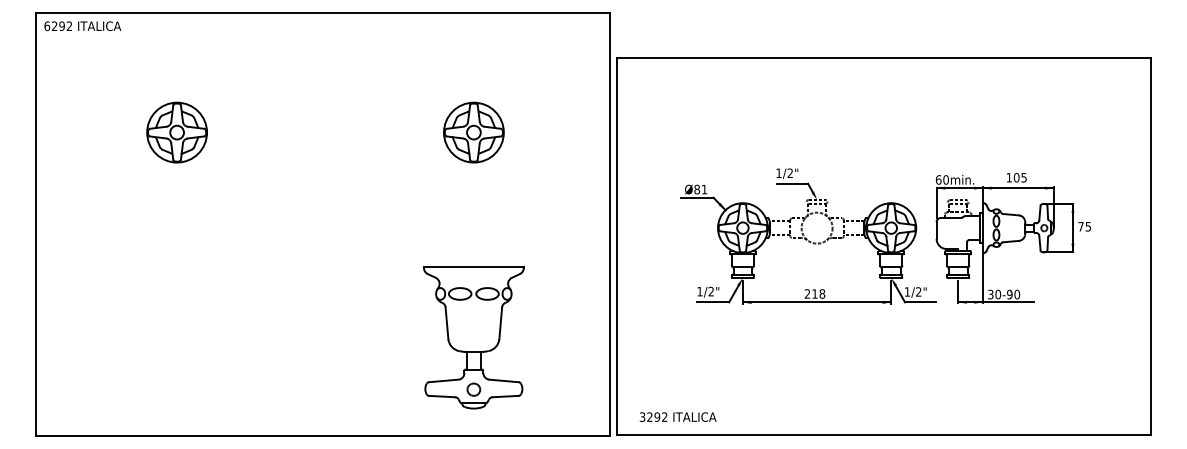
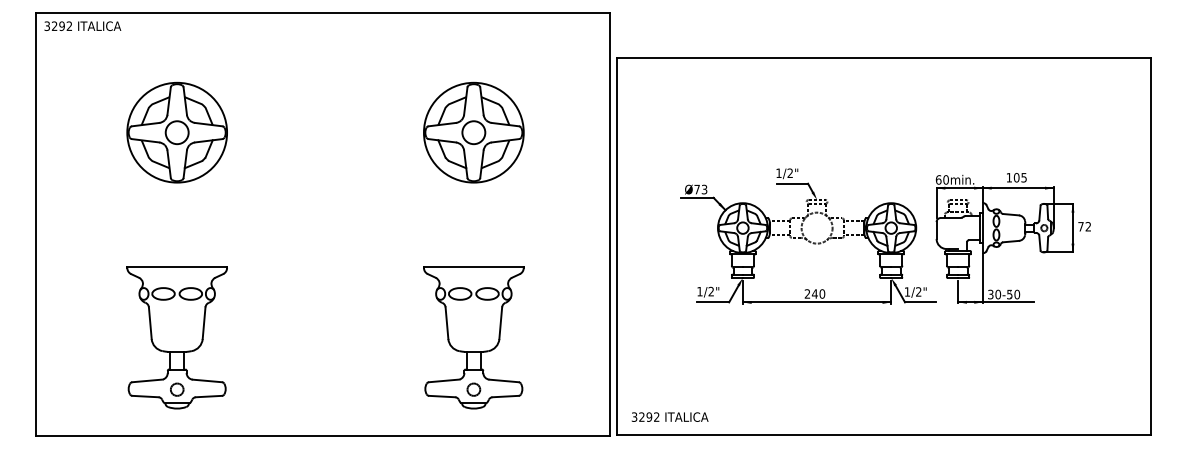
text: 6292 -> 3292 (47, 25)
part size: 62x63 px -> 102x103 px (176, 132)
part size: 62x63 px -> 102x103 px (473, 132)
text: Ø81 -> Ø73 (700, 189)
text: 75 -> 72 (1088, 226)
text: 218 -> 240 (818, 293)
text: 30-90 -> 30-50 (1009, 294)
part: none -> present (176, 337)
text position: (677, 416) -> (669, 416) (669, 416)
